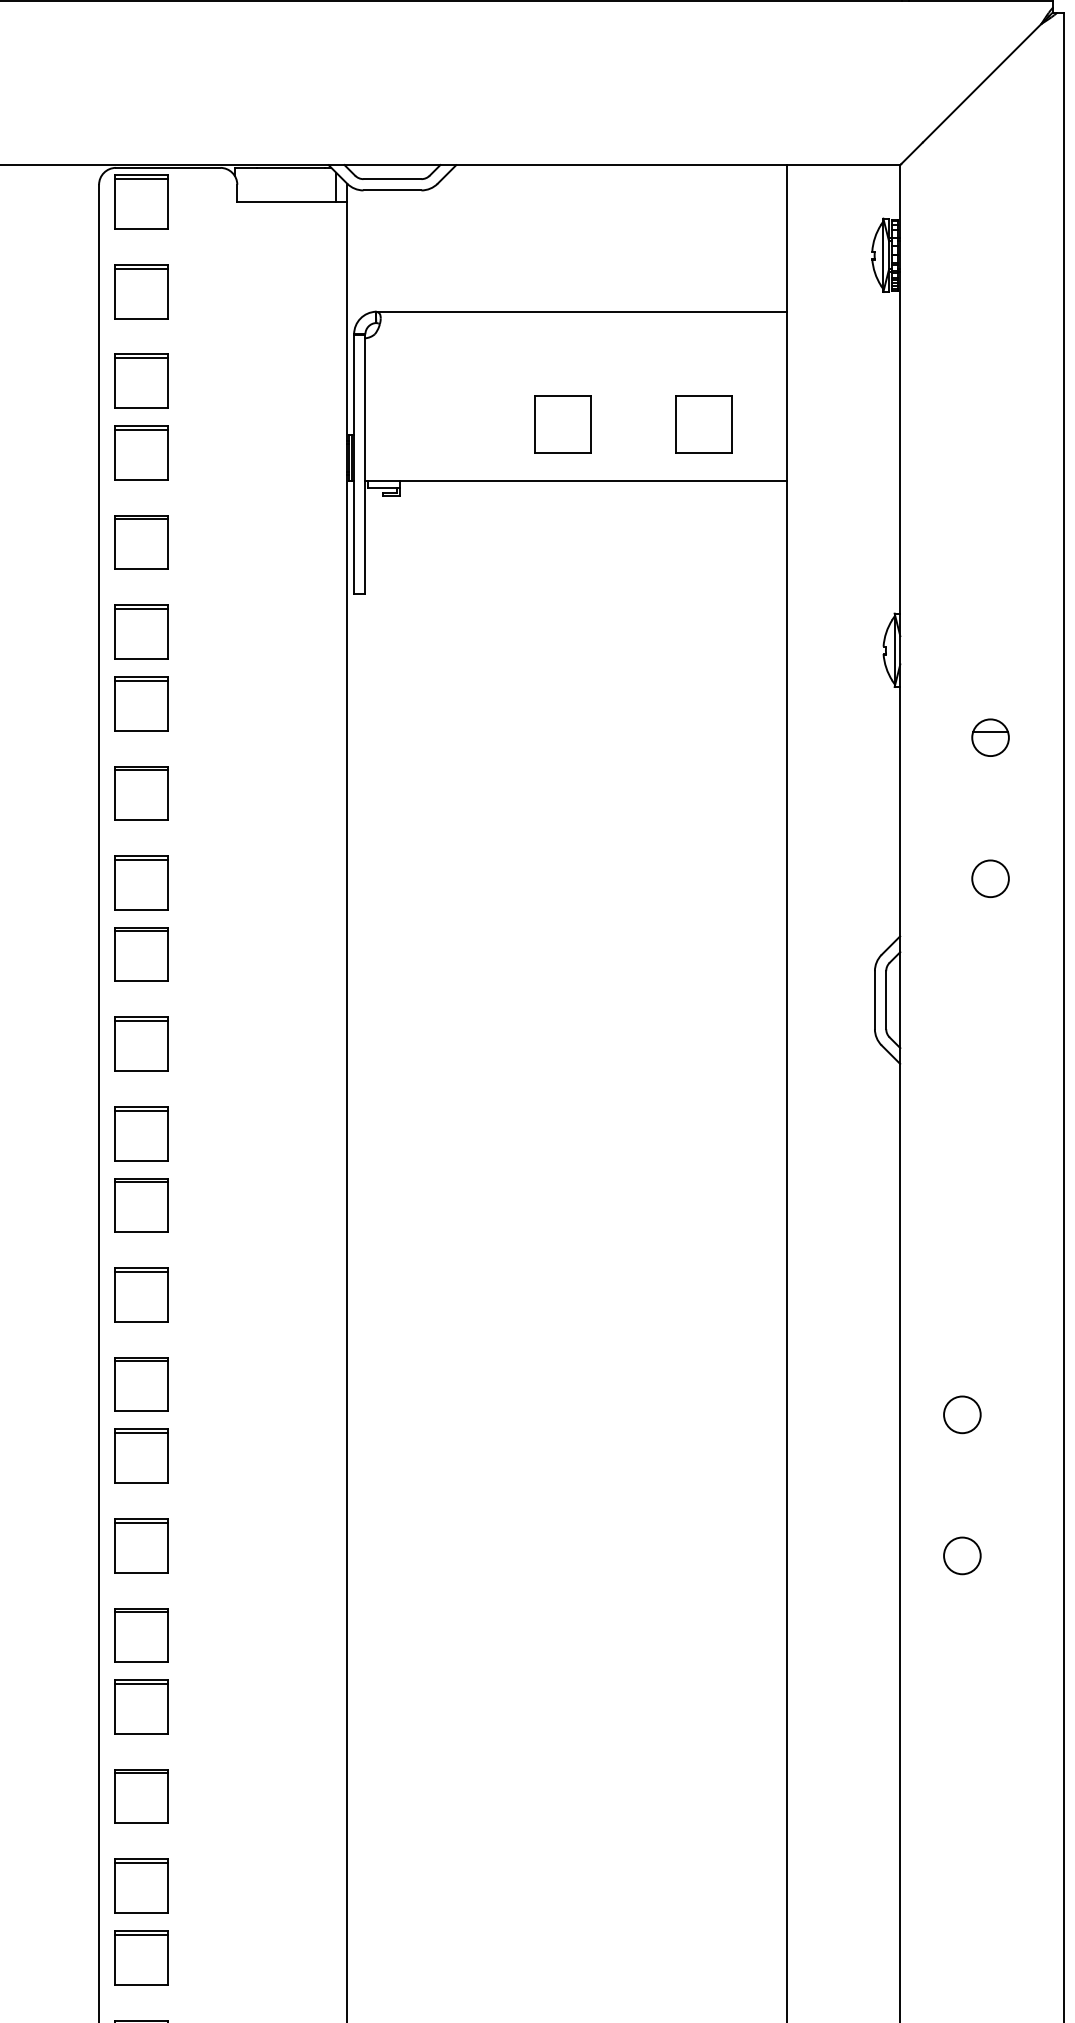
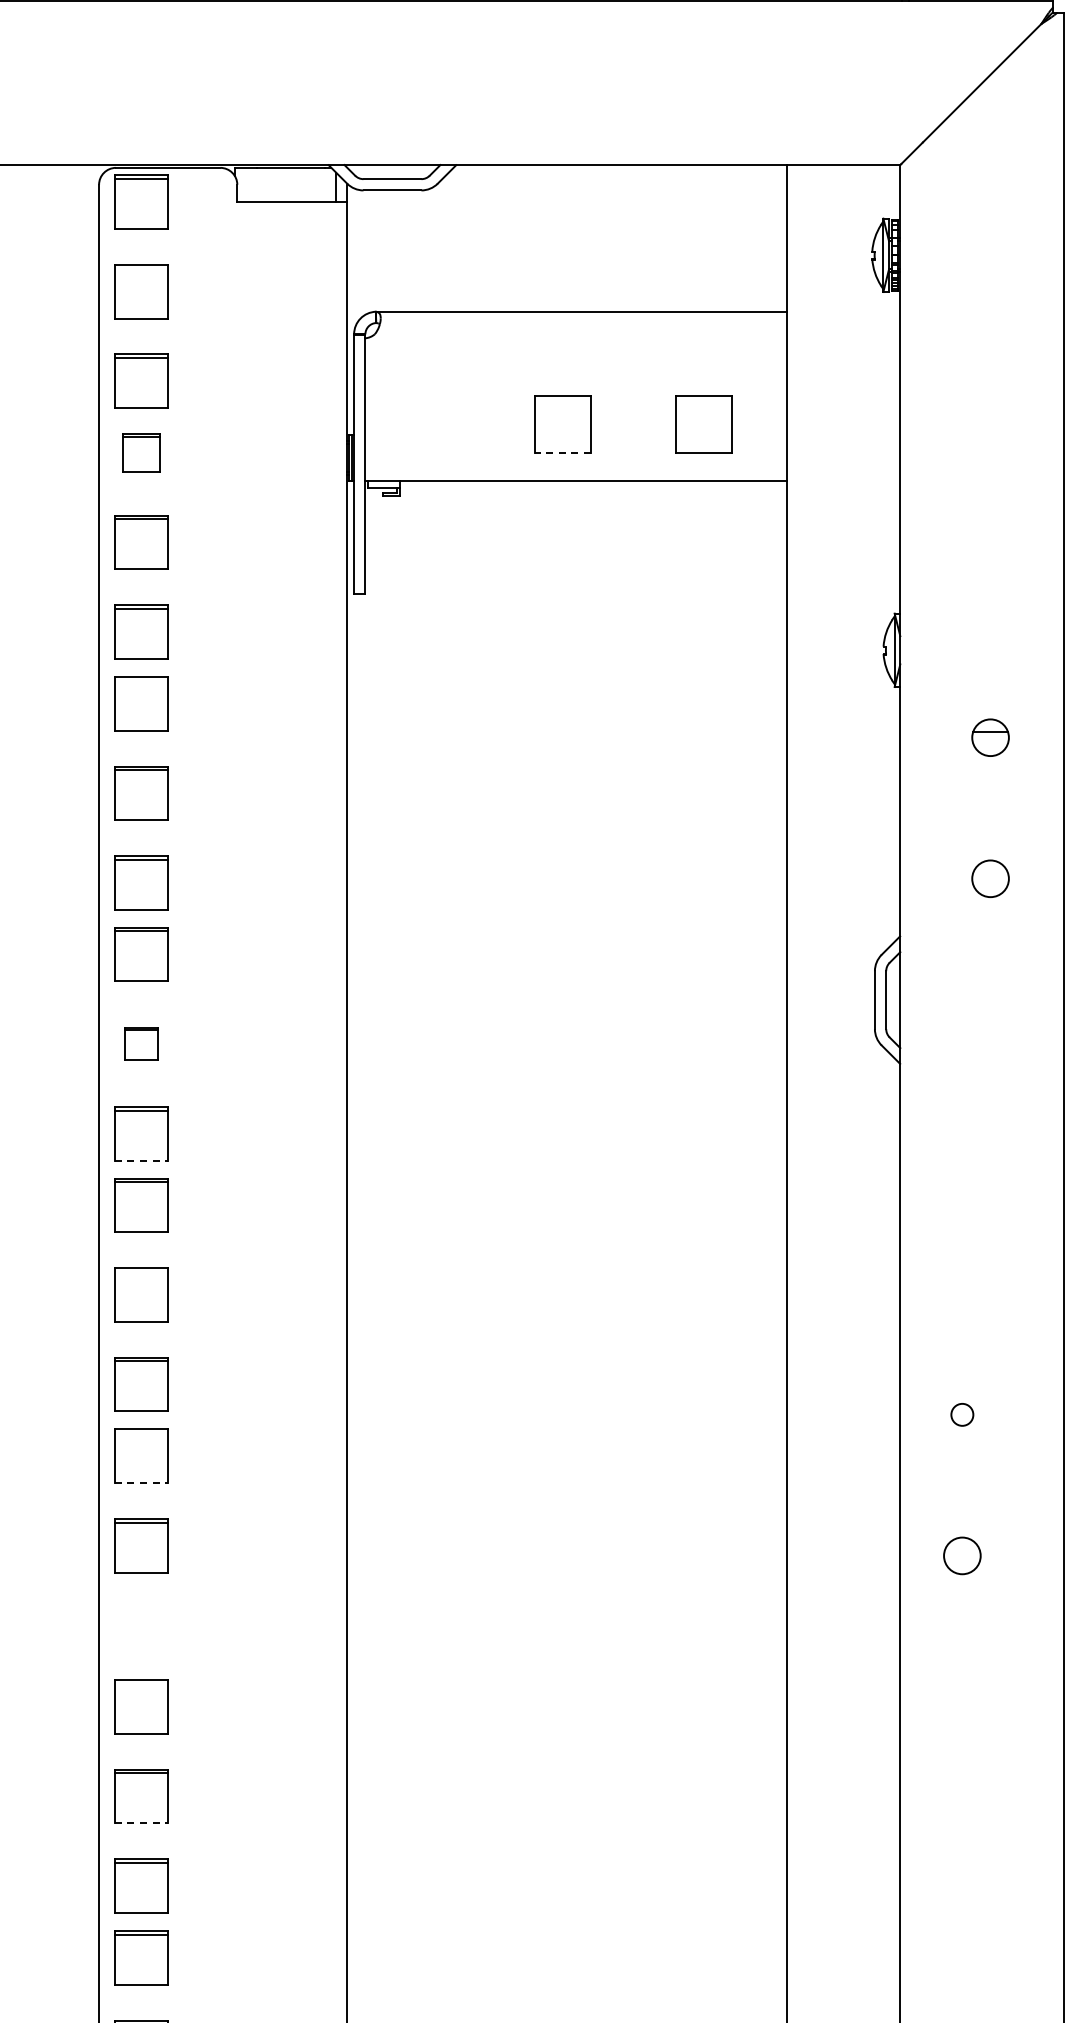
line: present -> none (141, 268)
part size: 55x56 px -> 39x40 px (141, 452)
line: solid -> dashed (562, 452)
line: present -> none (141, 680)
part size: 55x56 px -> 35x34 px (141, 1043)
line: solid -> dashed (141, 1160)
line: present -> none (141, 1271)
circle diameter: 37 px -> 22 px (962, 1414)
line: present -> none (141, 1433)
line: solid -> dashed (141, 1482)
part: present -> none (141, 1635)
line: present -> none (141, 1683)
line: solid -> dashed (141, 1823)
